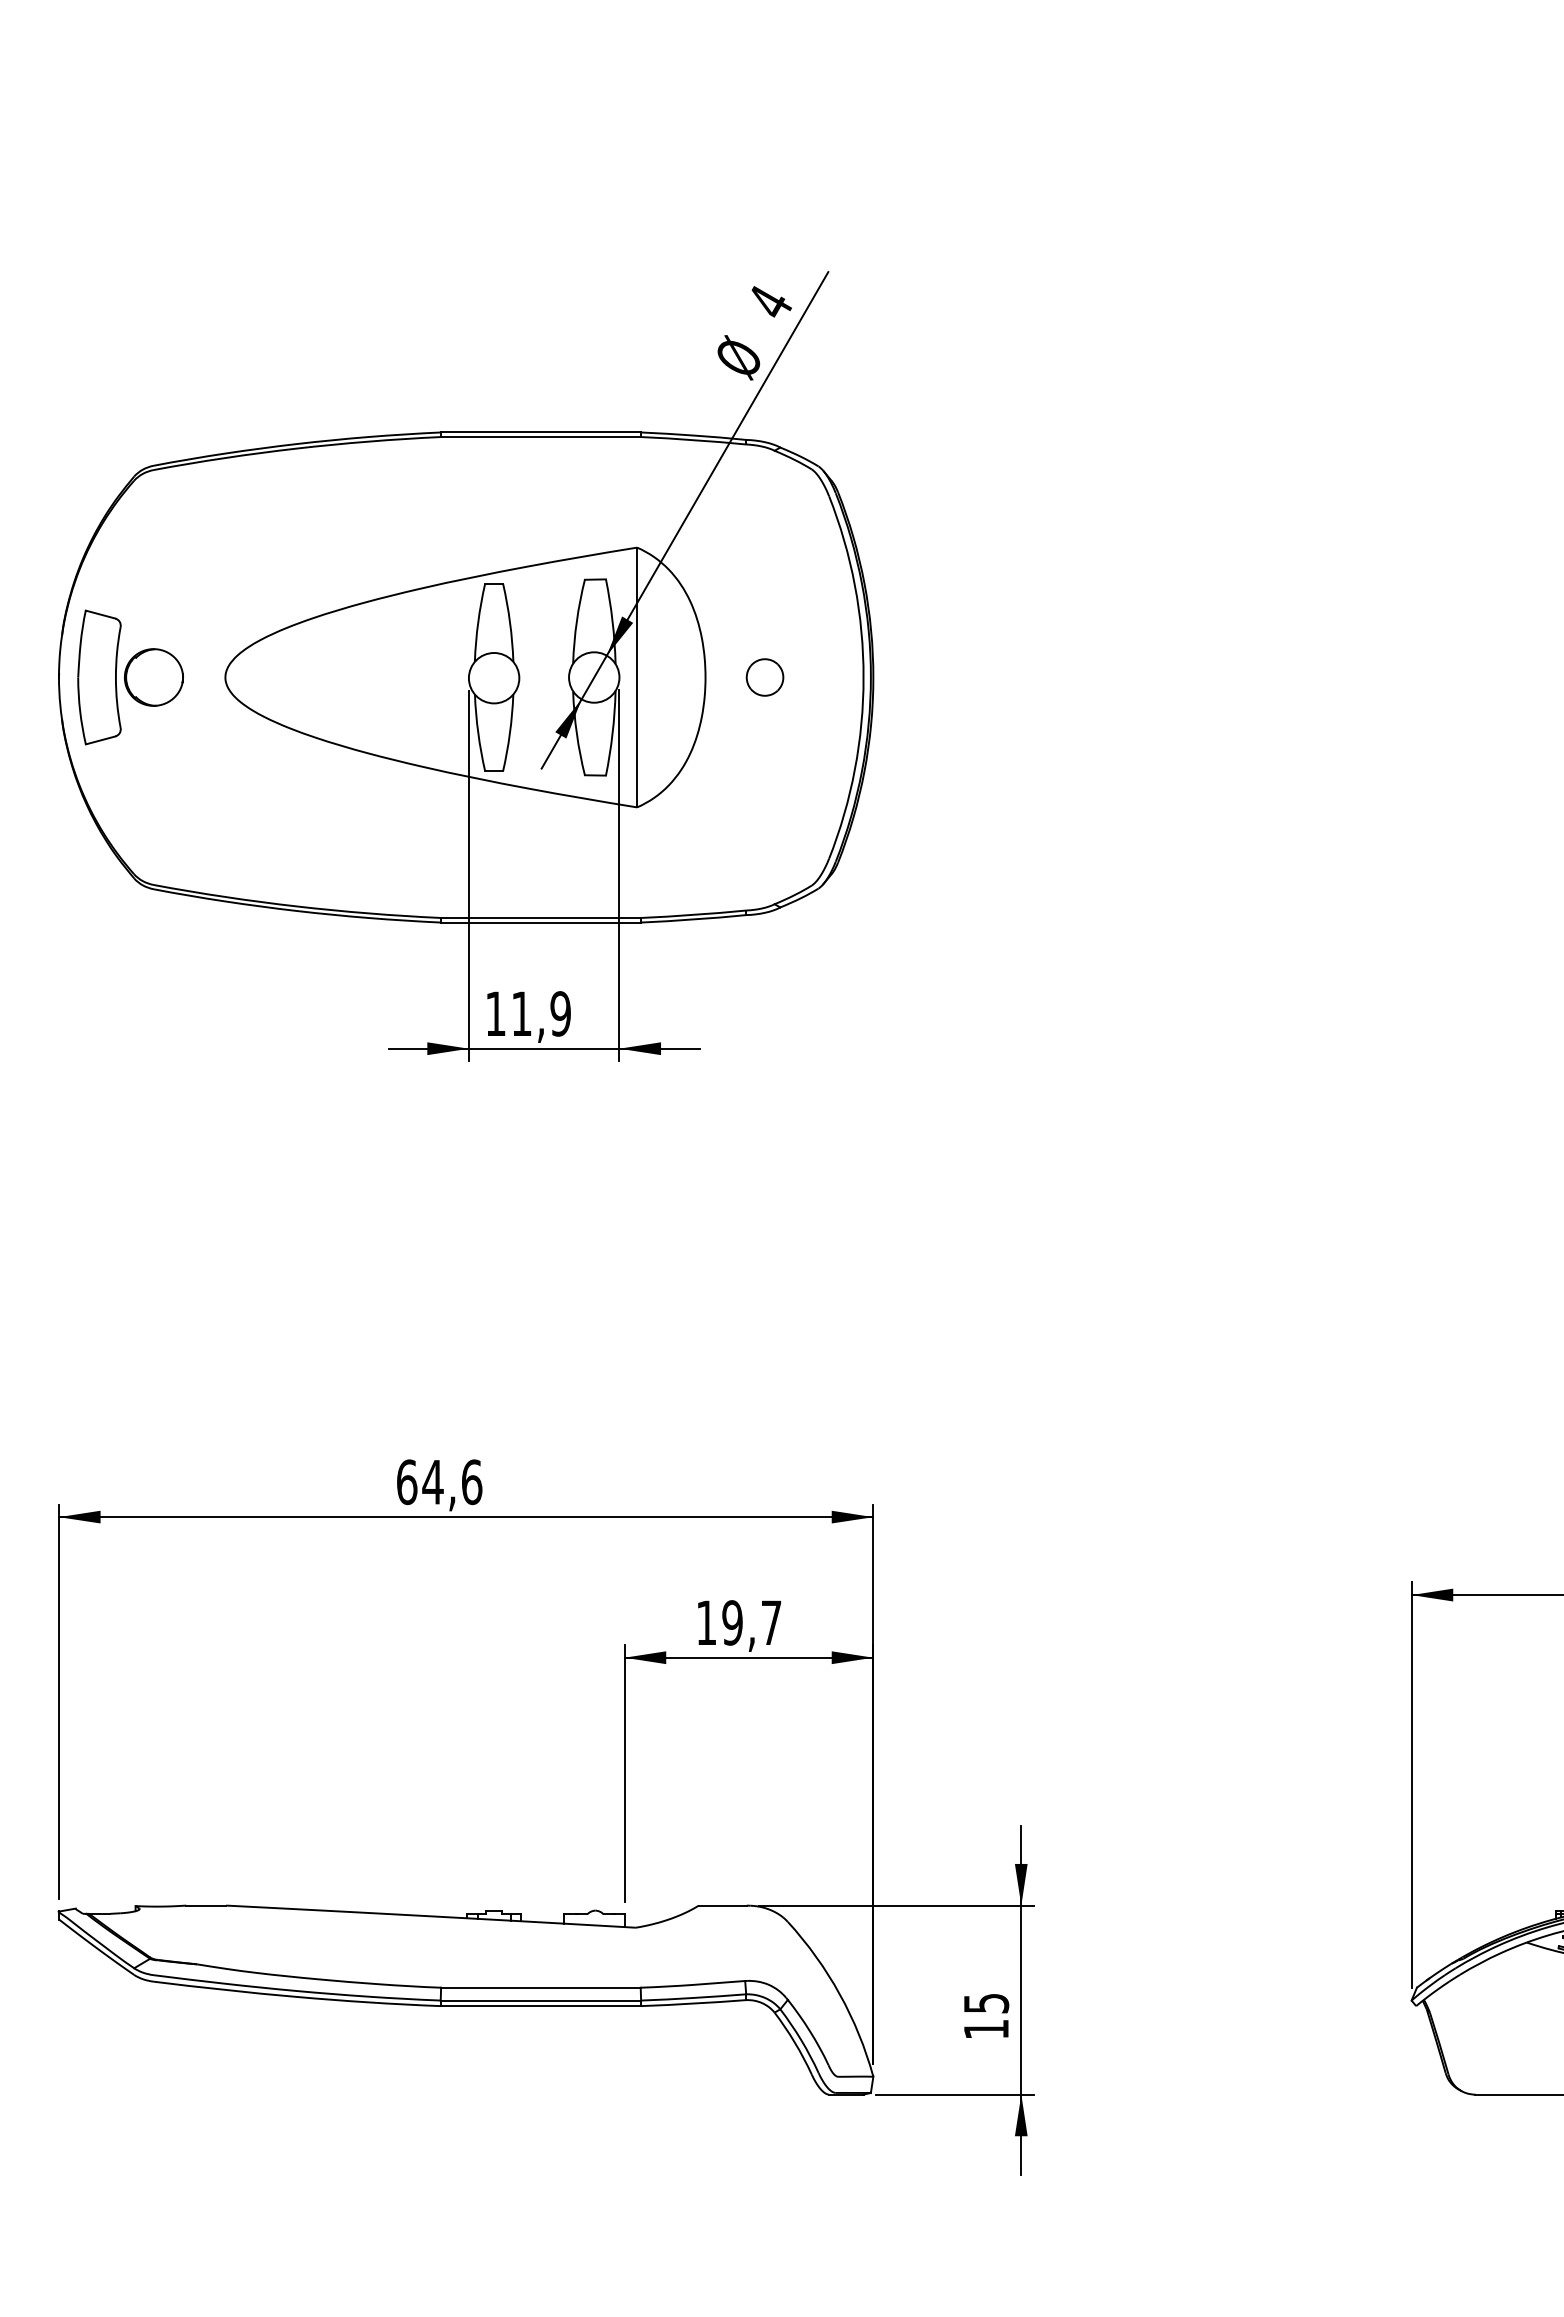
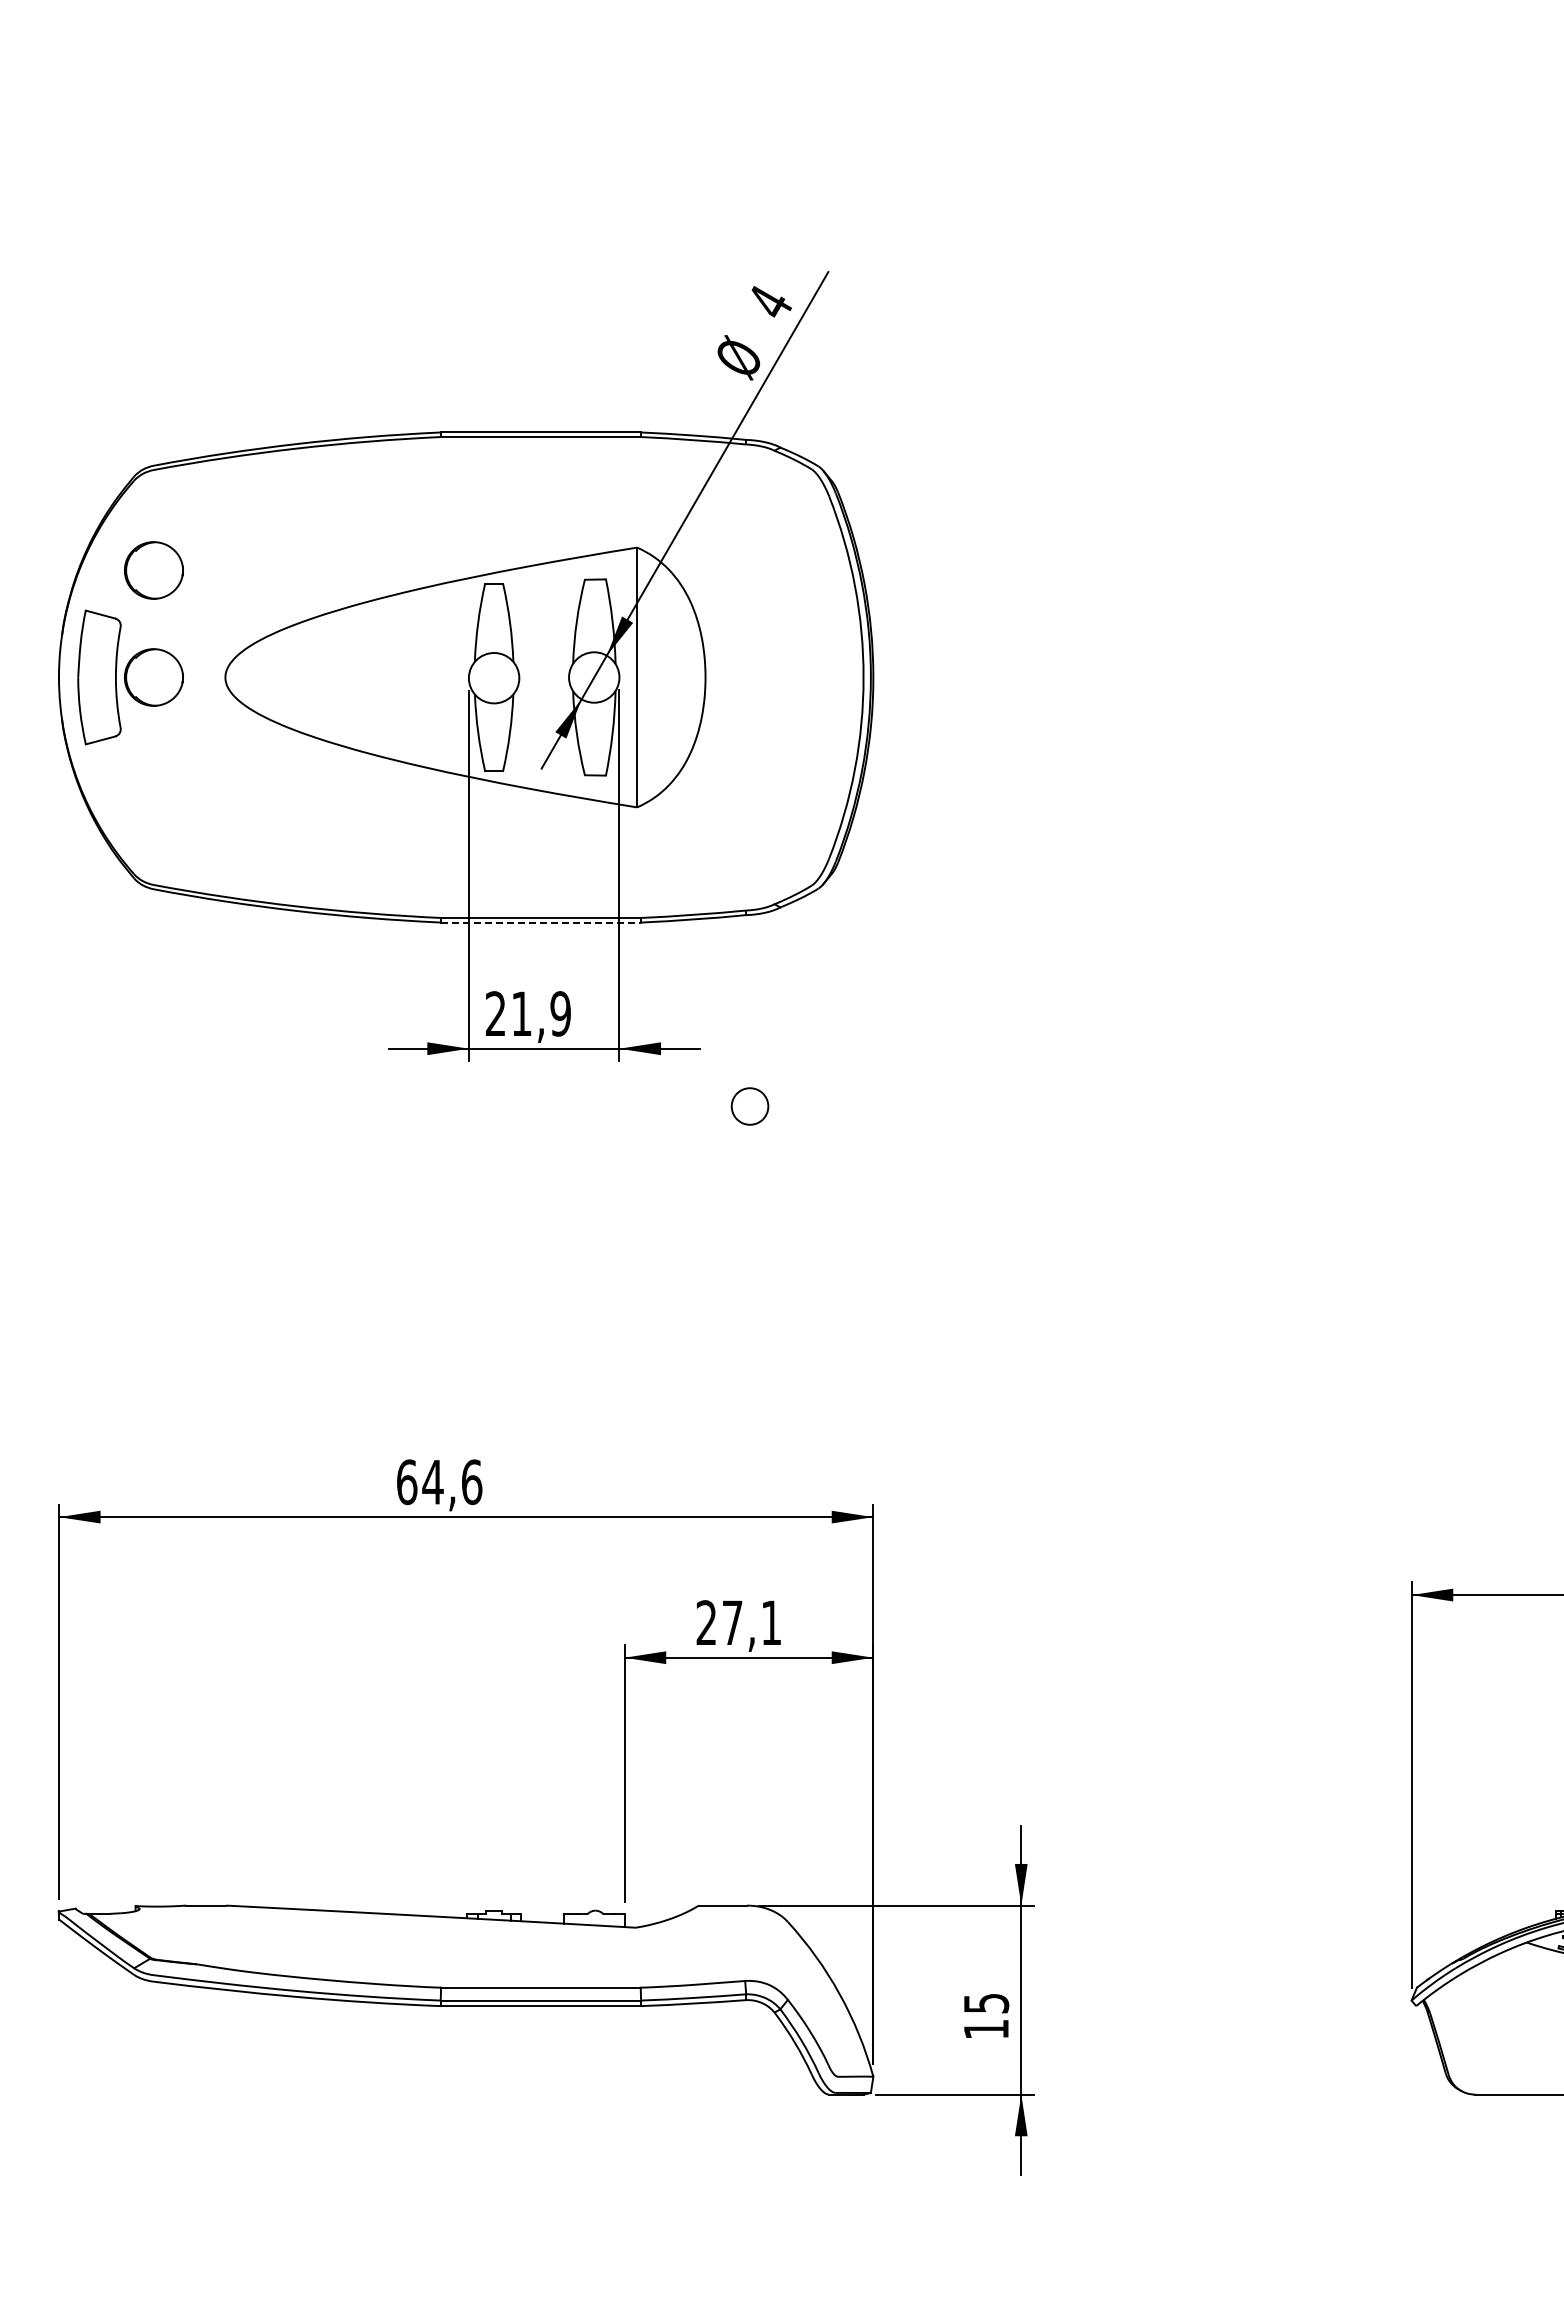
part: none -> present (153, 570)
part position: (764, 677) -> (749, 1106) (749, 1106)
line: solid -> dashed (541, 922)
text: 11,9 -> 21,9 (495, 1013)
text: 19,7 -> 27,1 (738, 1622)
